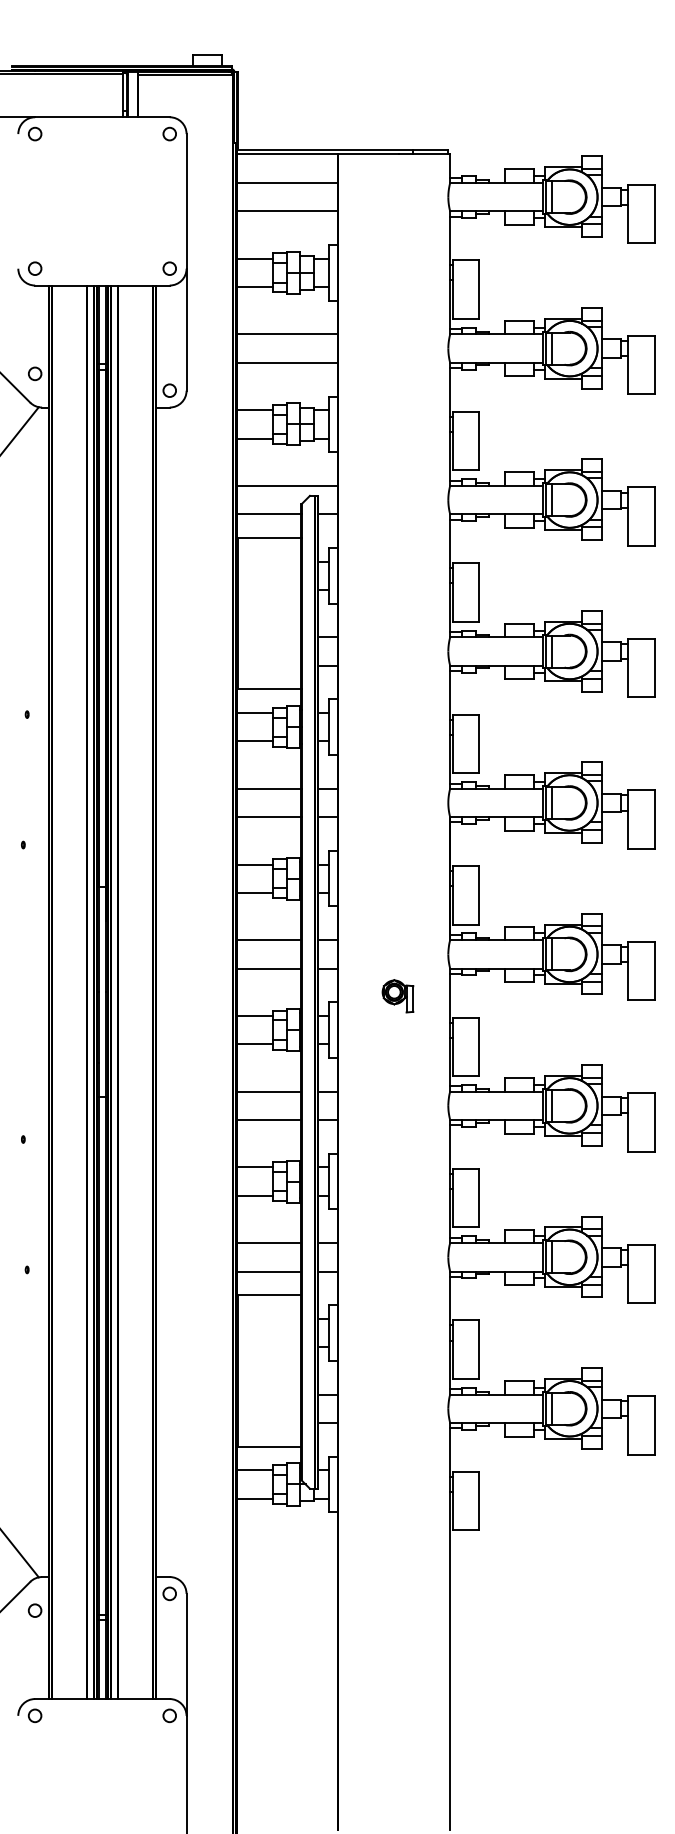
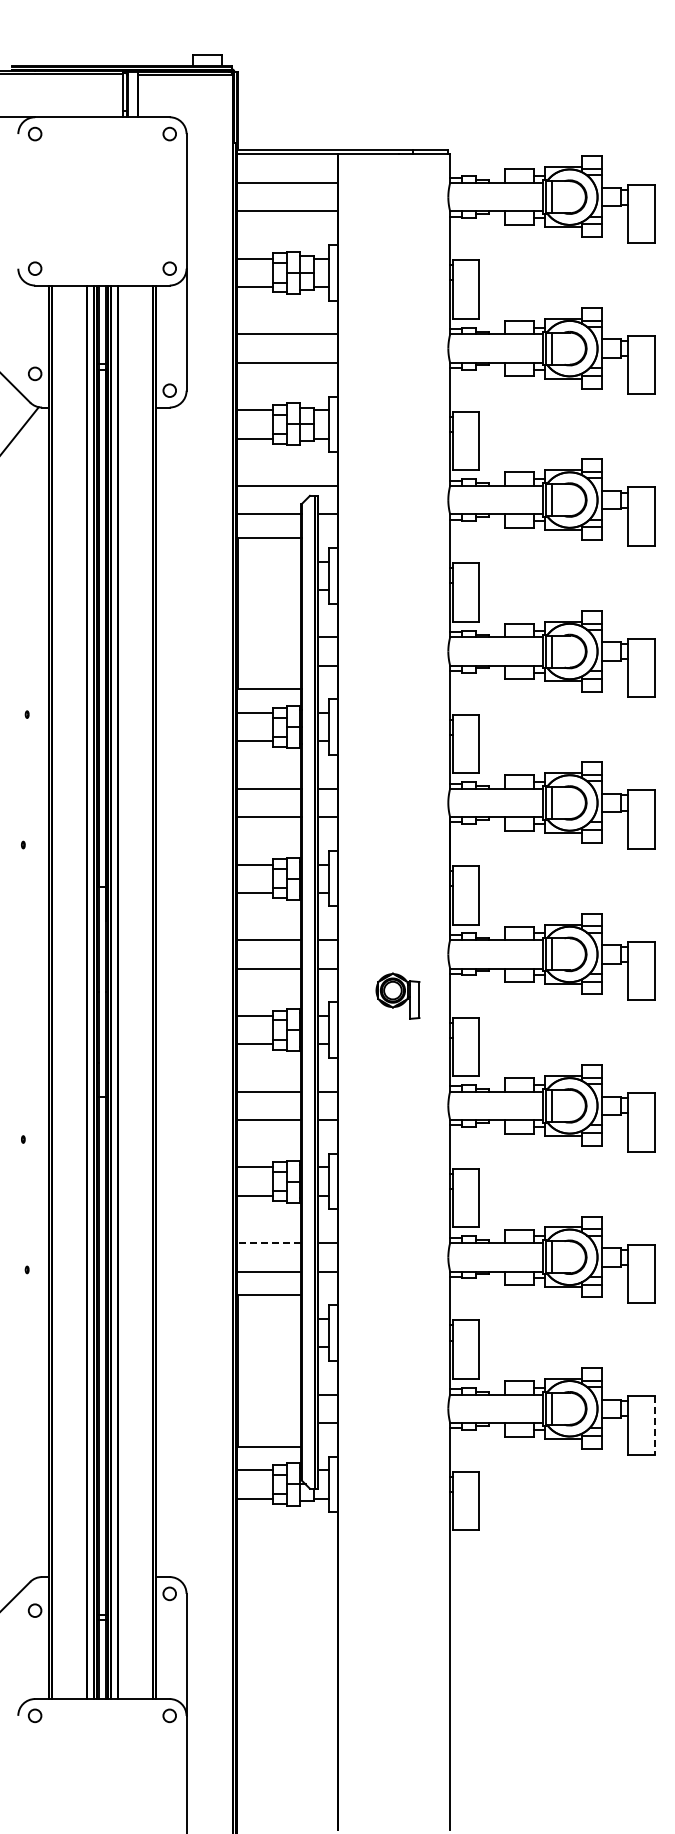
part size: 34x35 px -> 46x48 px (397, 995)
line: solid -> dashed (268, 1243)
line: solid -> dashed (654, 1425)
line: present -> none (20, 1554)
